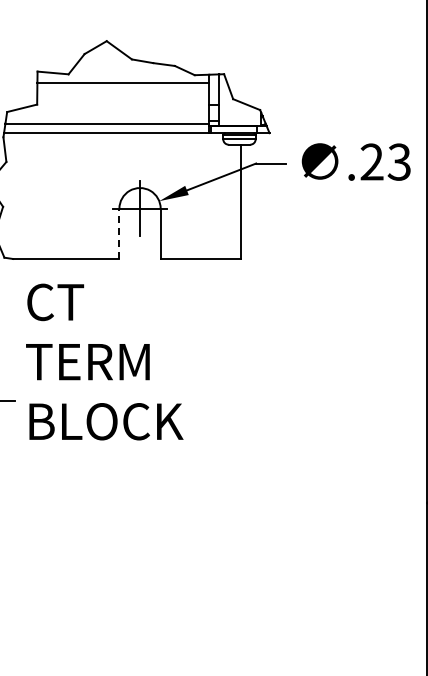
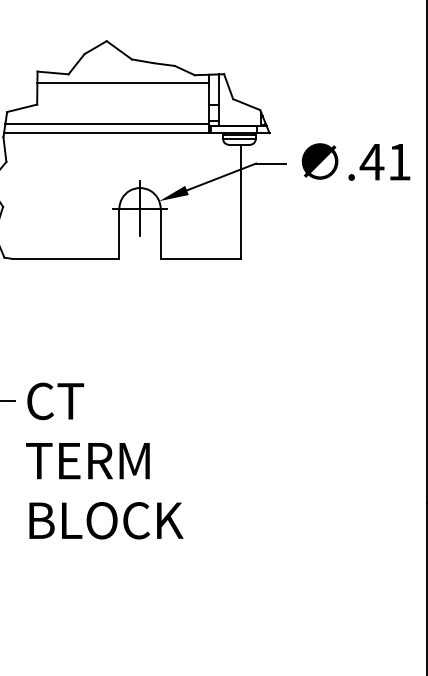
text: .23 -> .41 (384, 161)
line: dashed -> solid (119, 233)
text position: (104, 361) -> (104, 460) (104, 460)
